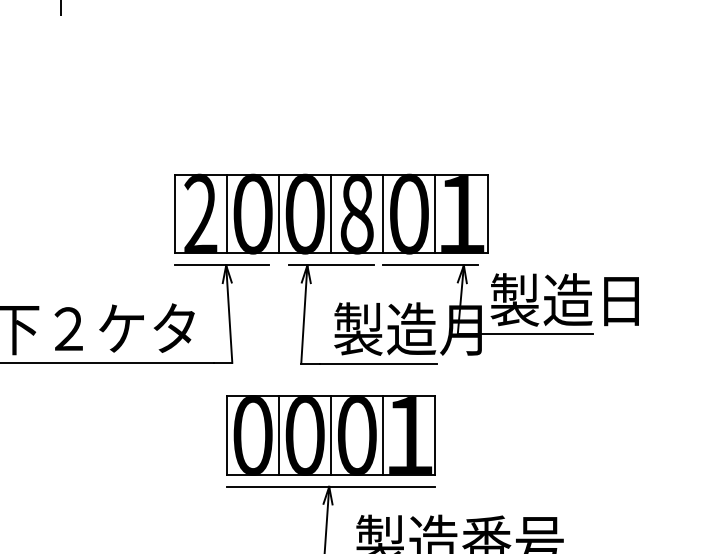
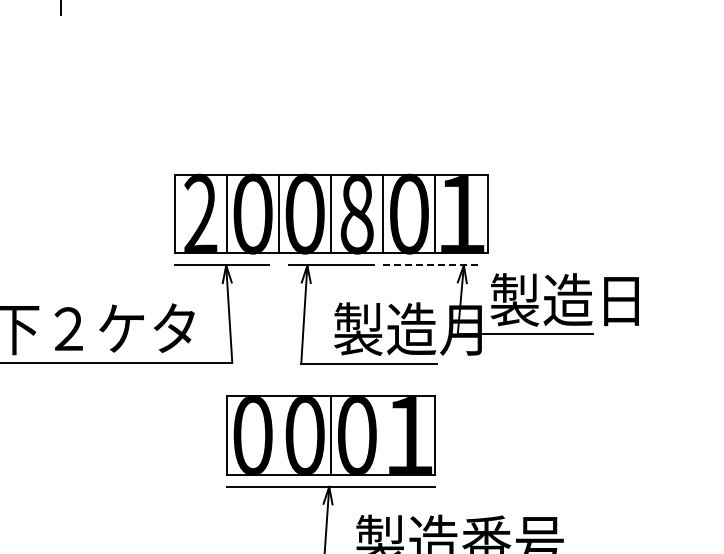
line: solid -> dashed (430, 265)
line: present -> none (279, 435)
line: present -> none (383, 435)
